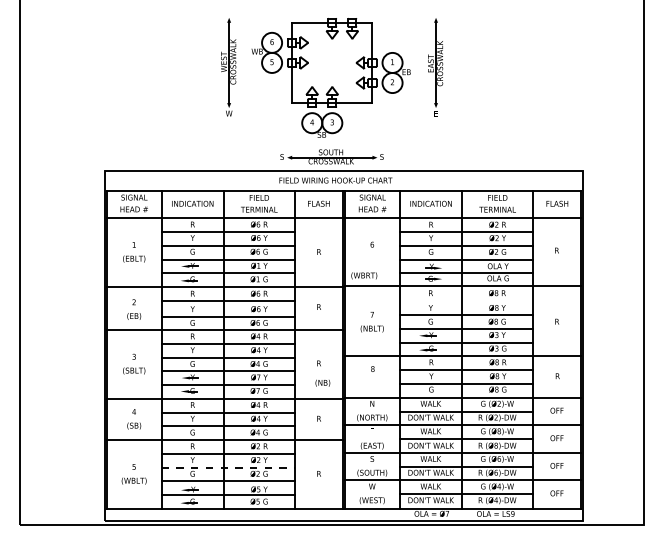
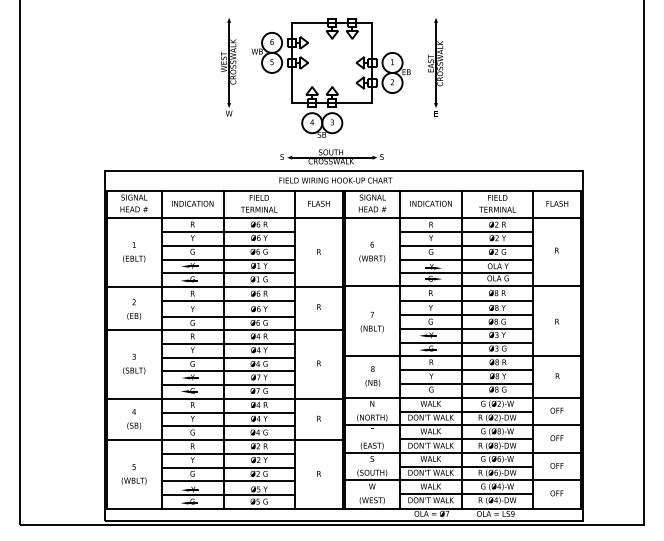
text position: (364, 275) -> (372, 258) (372, 258)
line: none -> present (465, 301)
text position: (322, 382) -> (372, 382) (372, 382)
line: dashed -> solid (228, 467)
